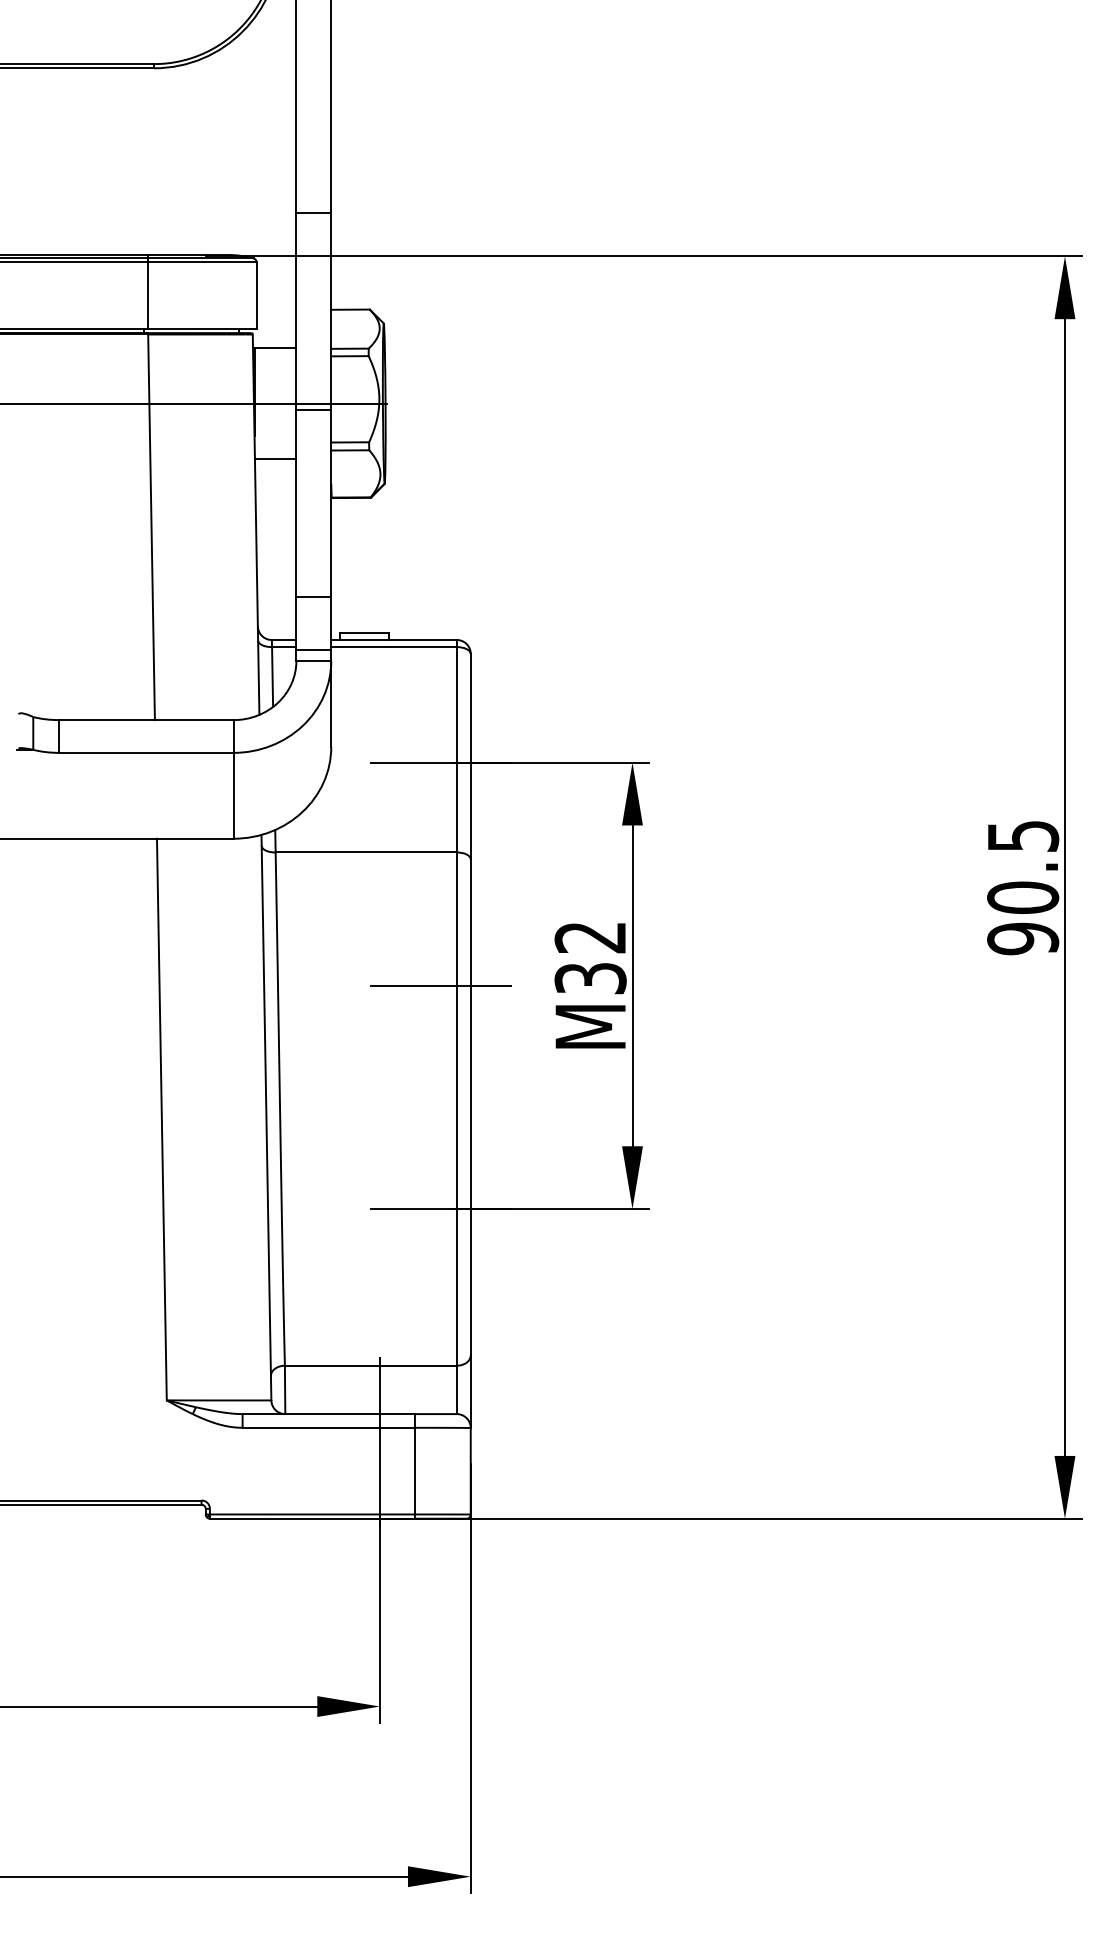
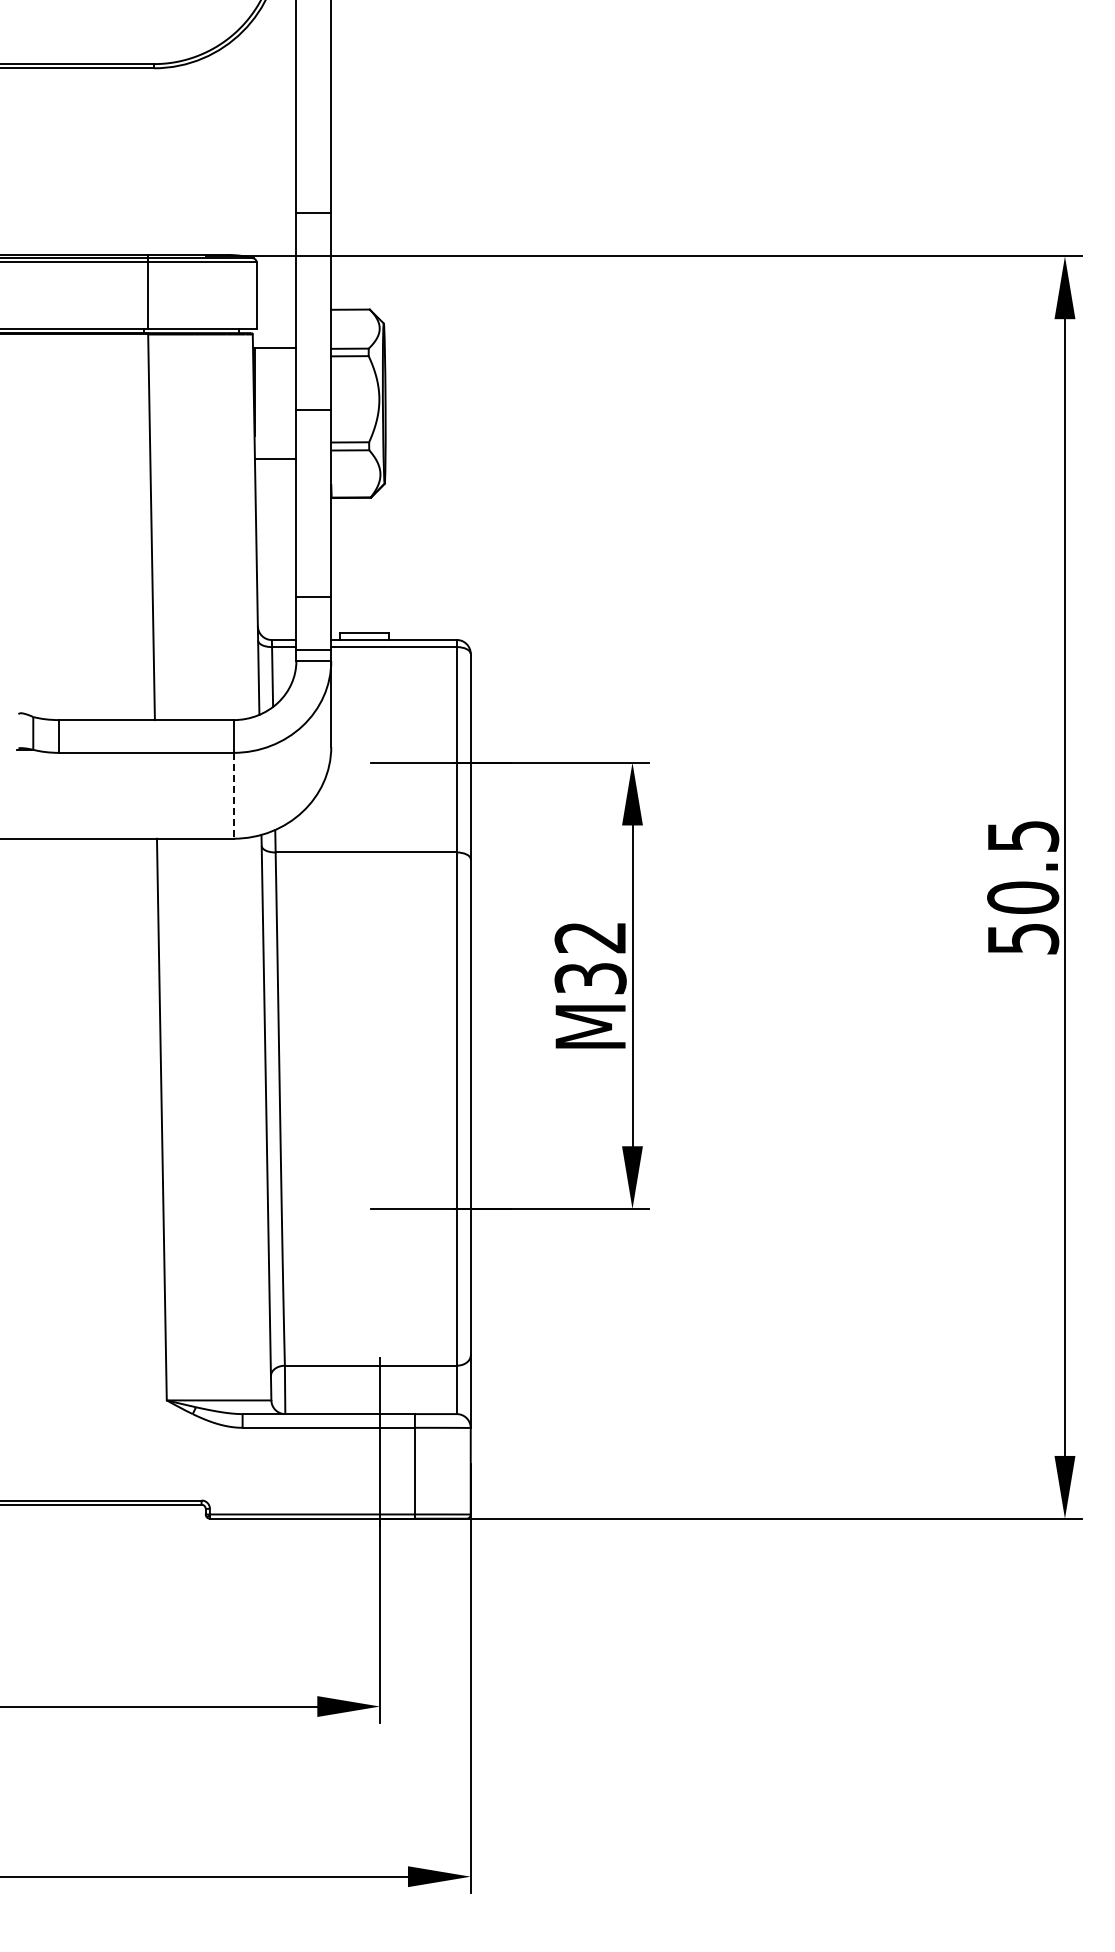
line: present -> none (194, 403)
line: solid -> dashed (233, 795)
text: 90.5 -> 50.5 (1023, 938)
line: present -> none (440, 985)
